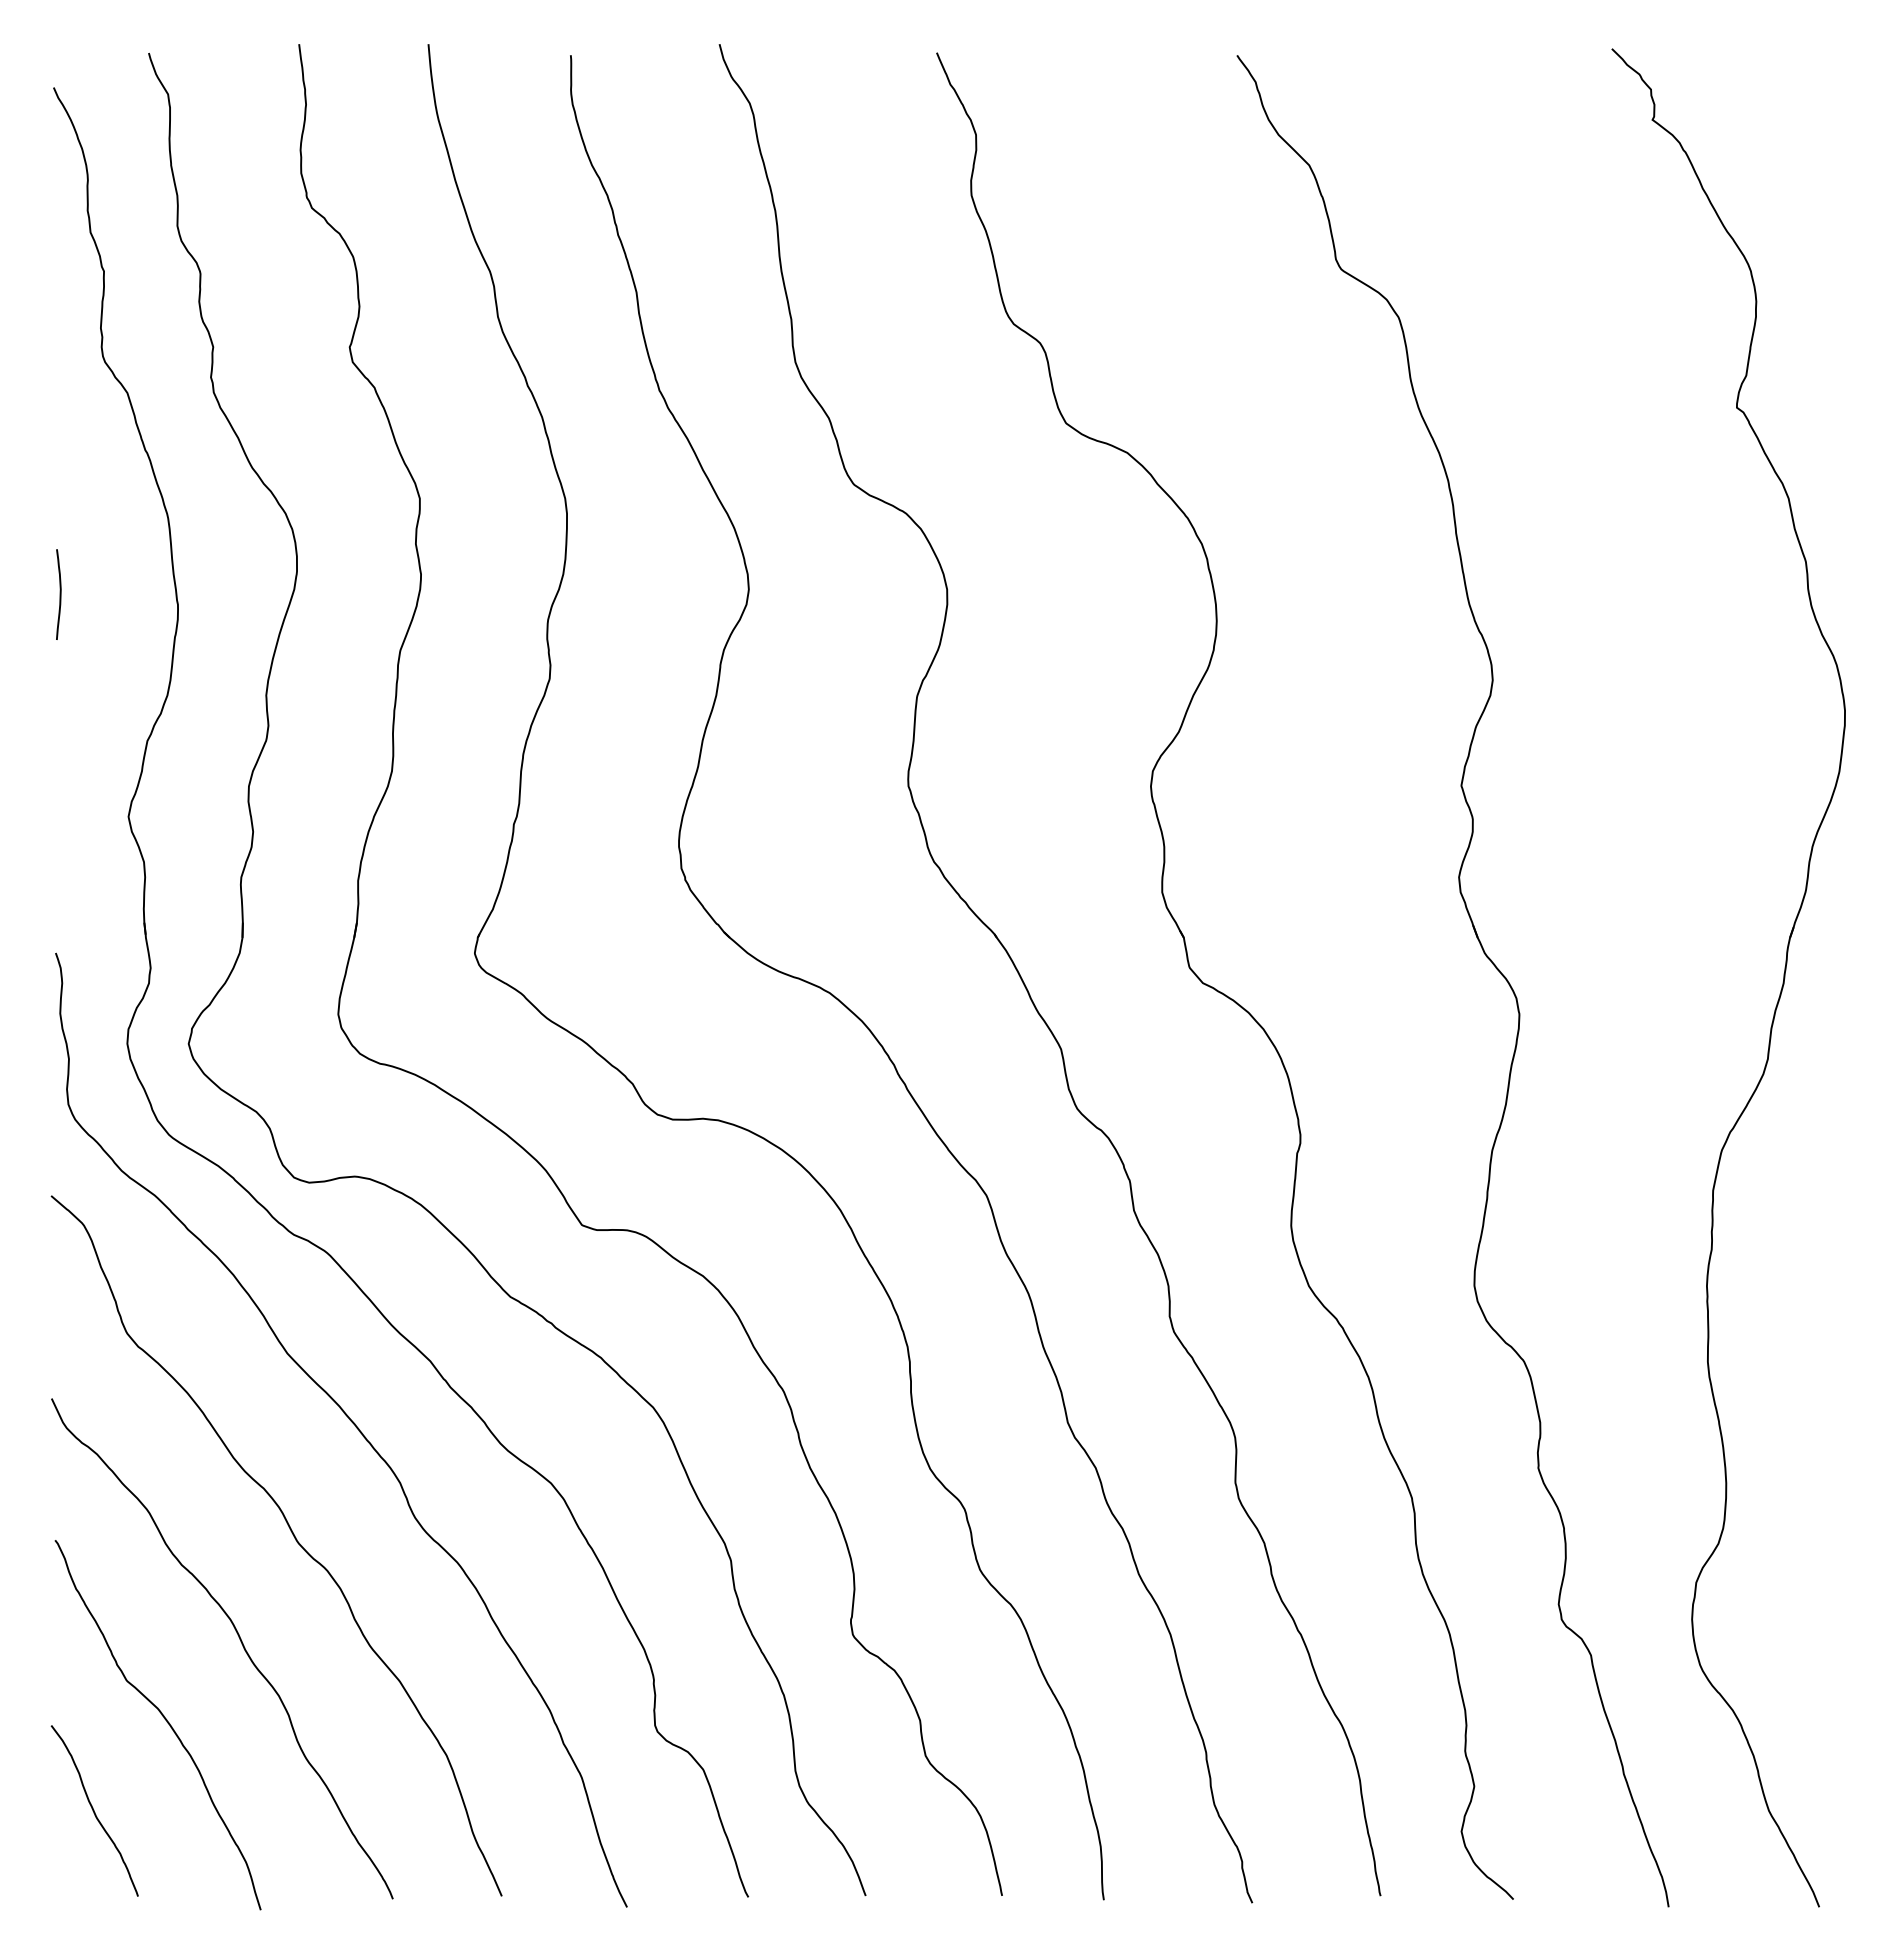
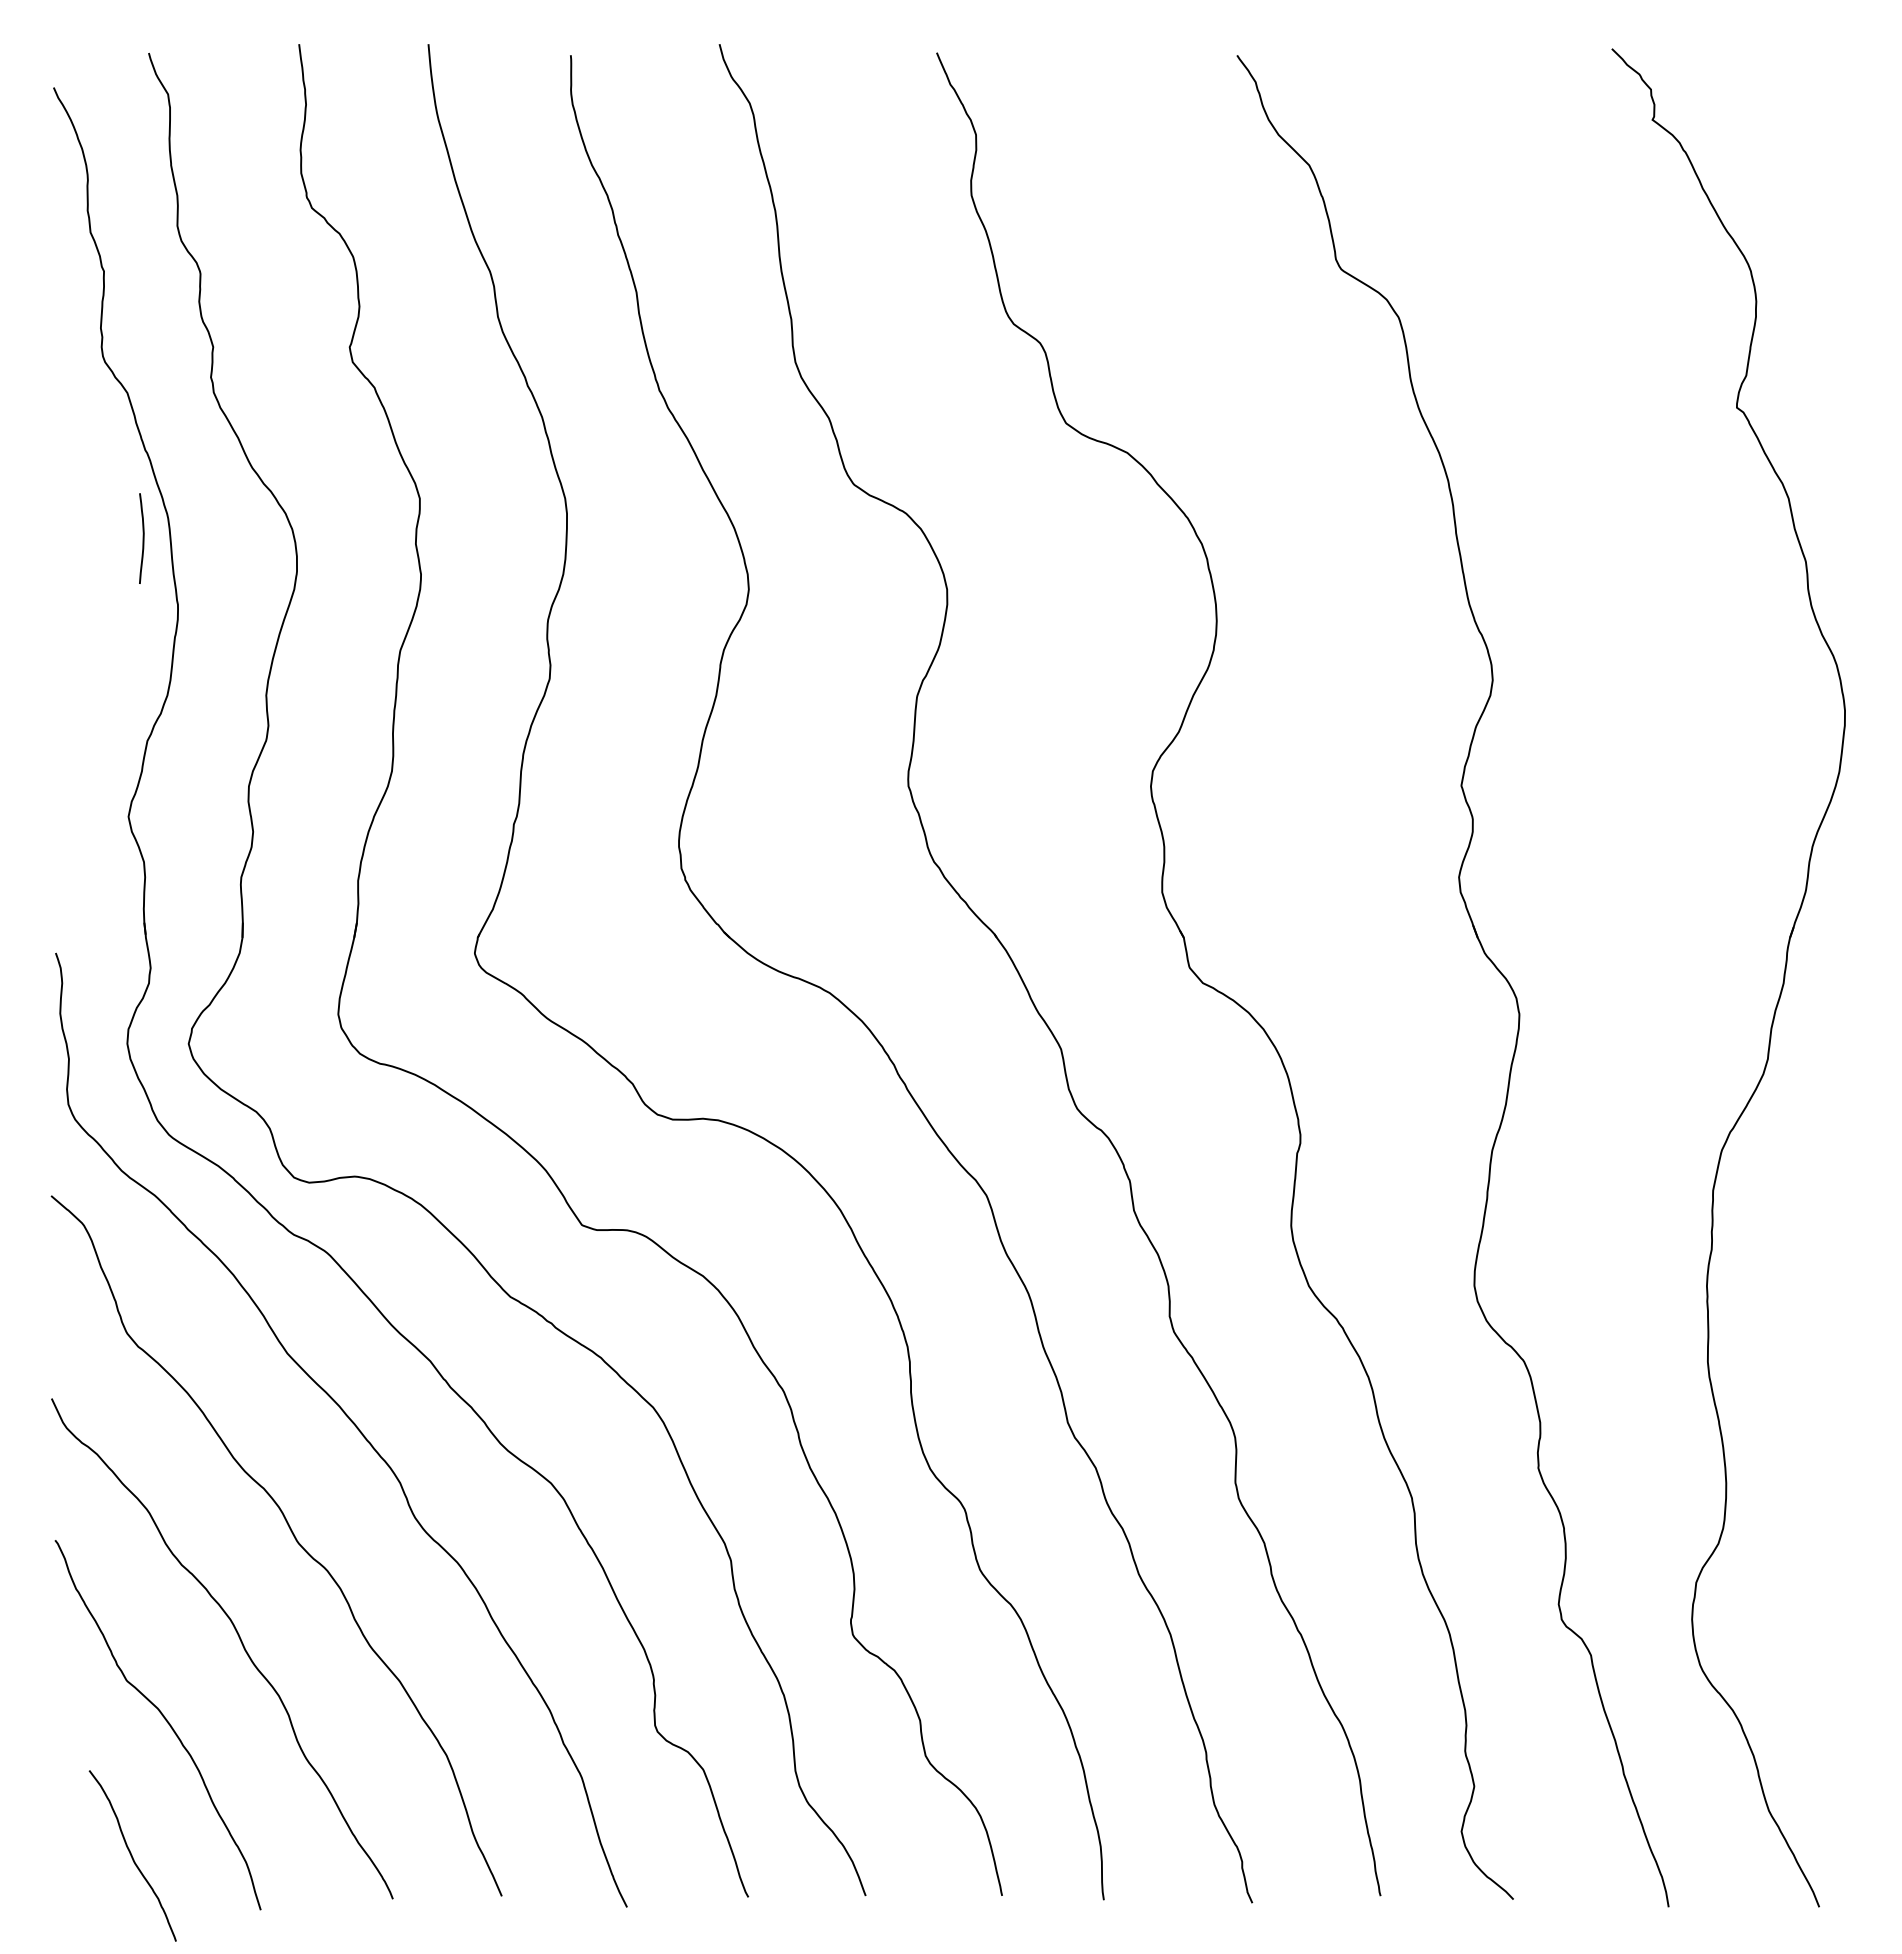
curve position: (59, 594) -> (142, 538) (142, 538)
curve position: (94, 1810) -> (132, 1855) (132, 1855)
